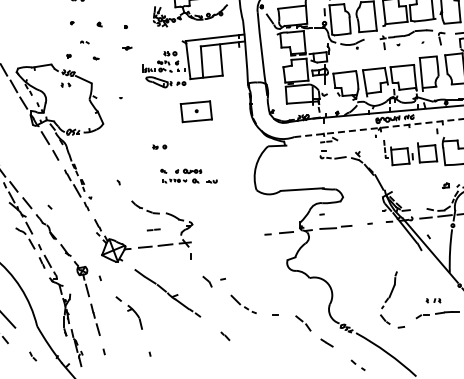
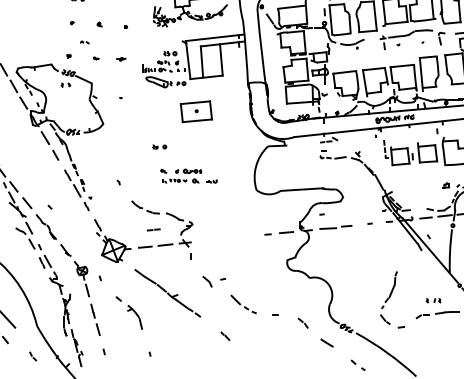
part position: (127, 48) -> (121, 59) (121, 59)
line: dashed -> solid (378, 128)
part size: 17x17 px -> 12x12 px (302, 322)
